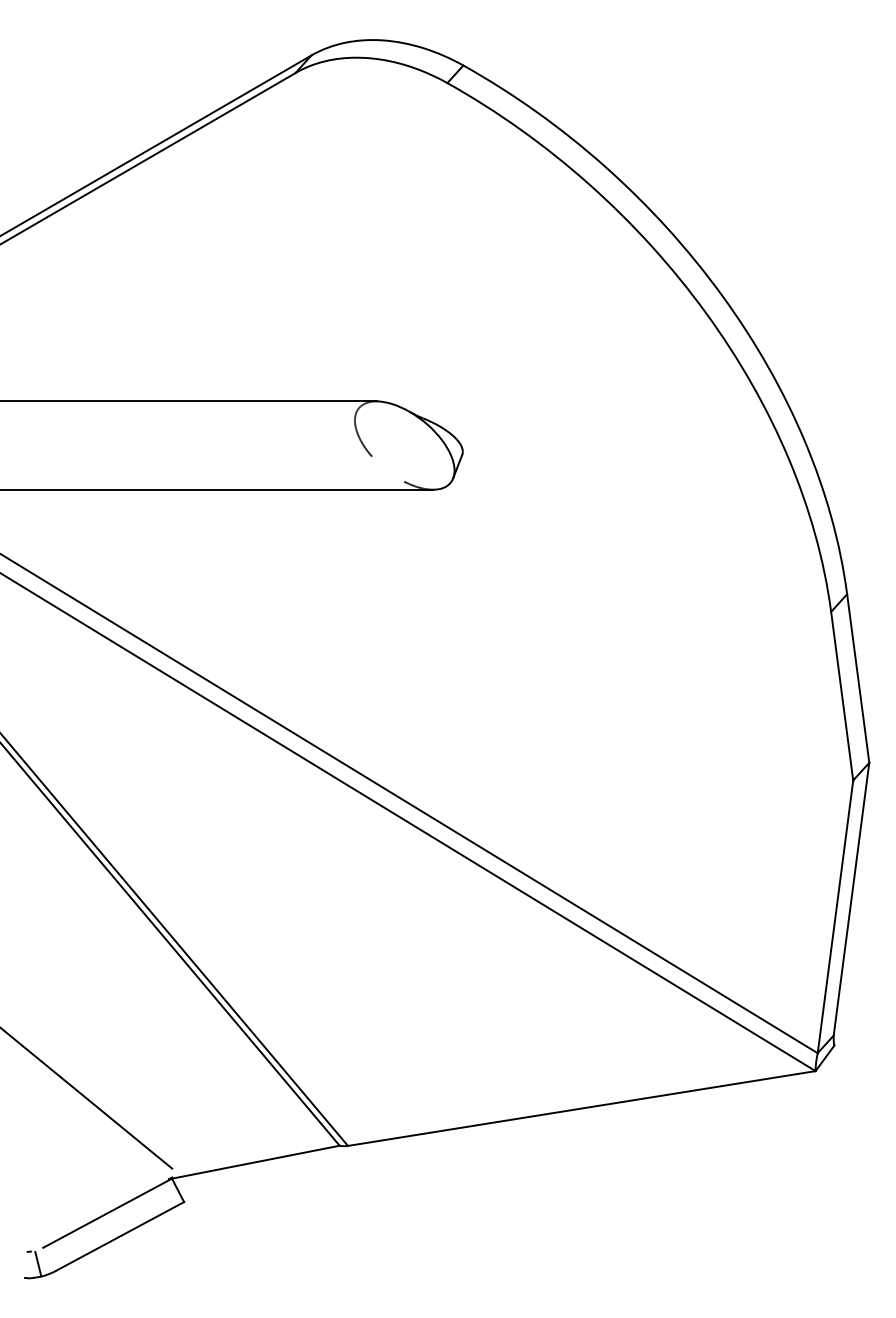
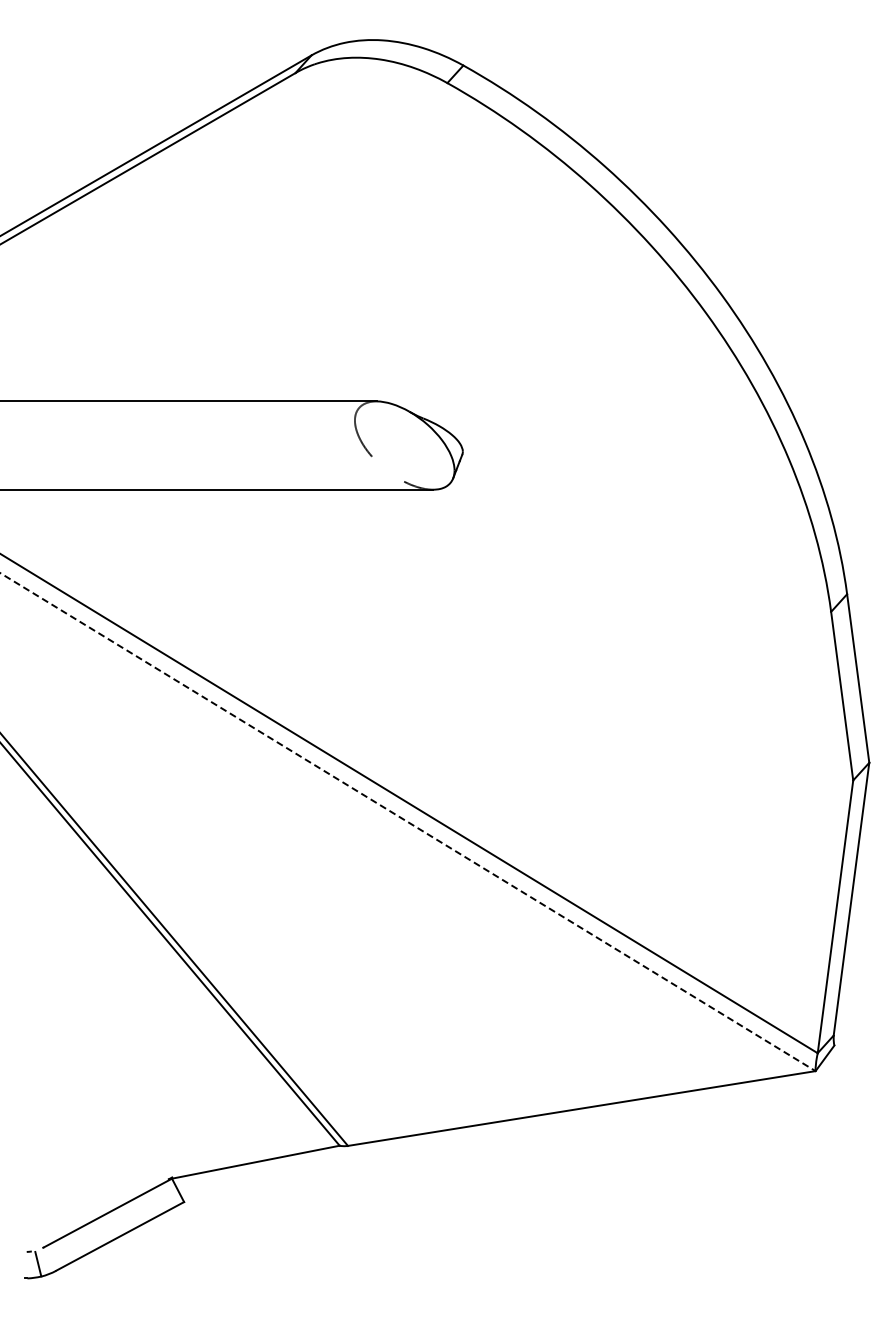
line: solid -> dashed (407, 822)
line: present -> none (87, 1098)
